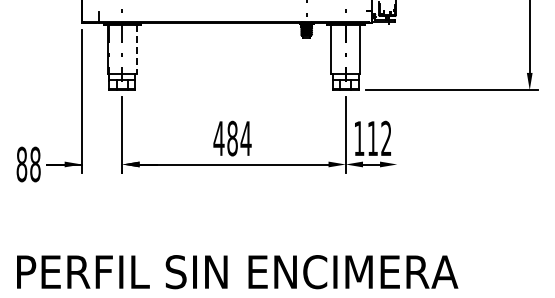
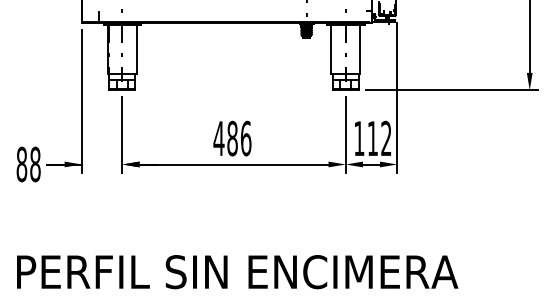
line: dashed -> solid (136, 50)
line: none -> present (397, 98)
text: 484 -> 486 (245, 138)
